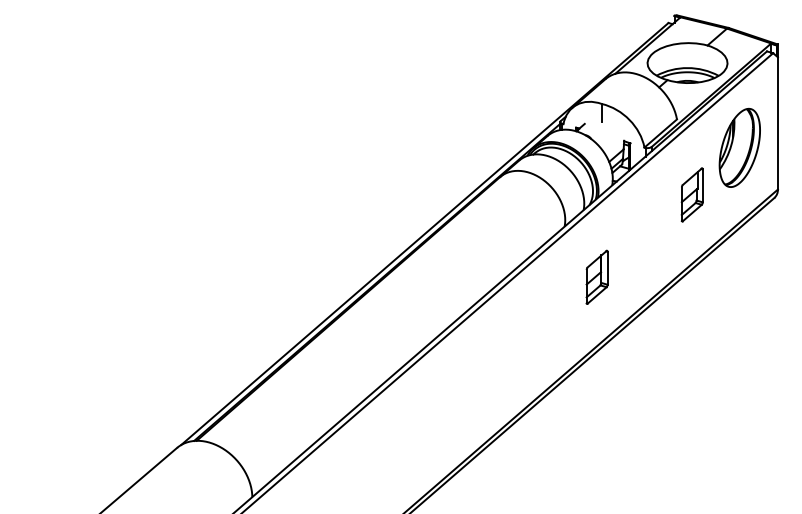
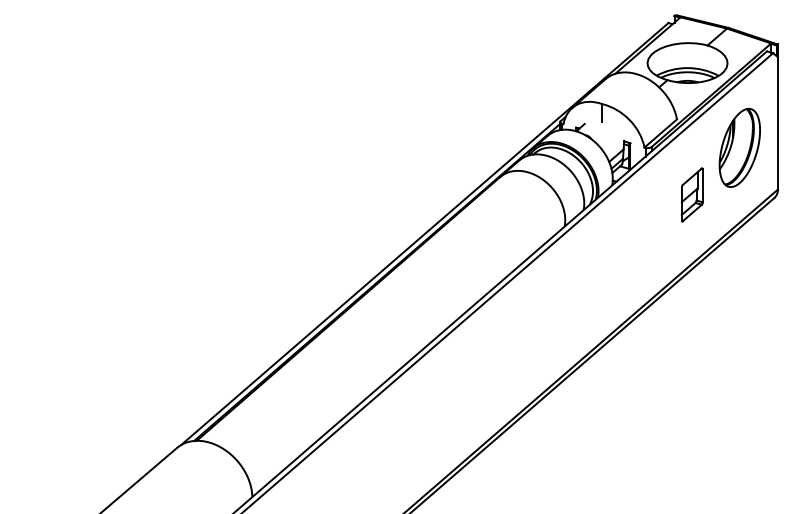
part: present -> none (596, 276)
